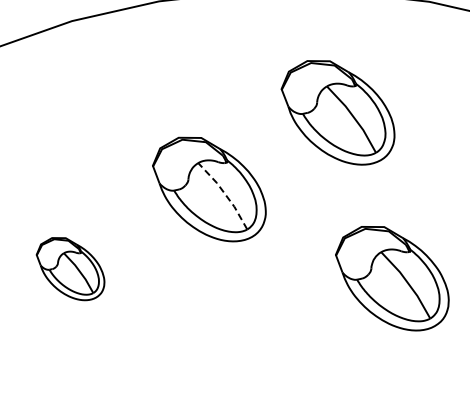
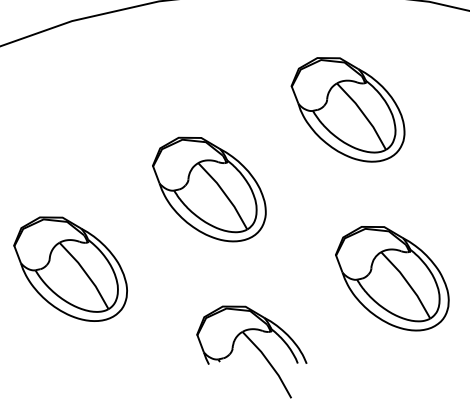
part position: (337, 112) -> (347, 109) (347, 109)
line: dashed -> solid (225, 194)
part size: 71x65 px -> 115x106 px (70, 268)
part: none -> present (251, 351)
